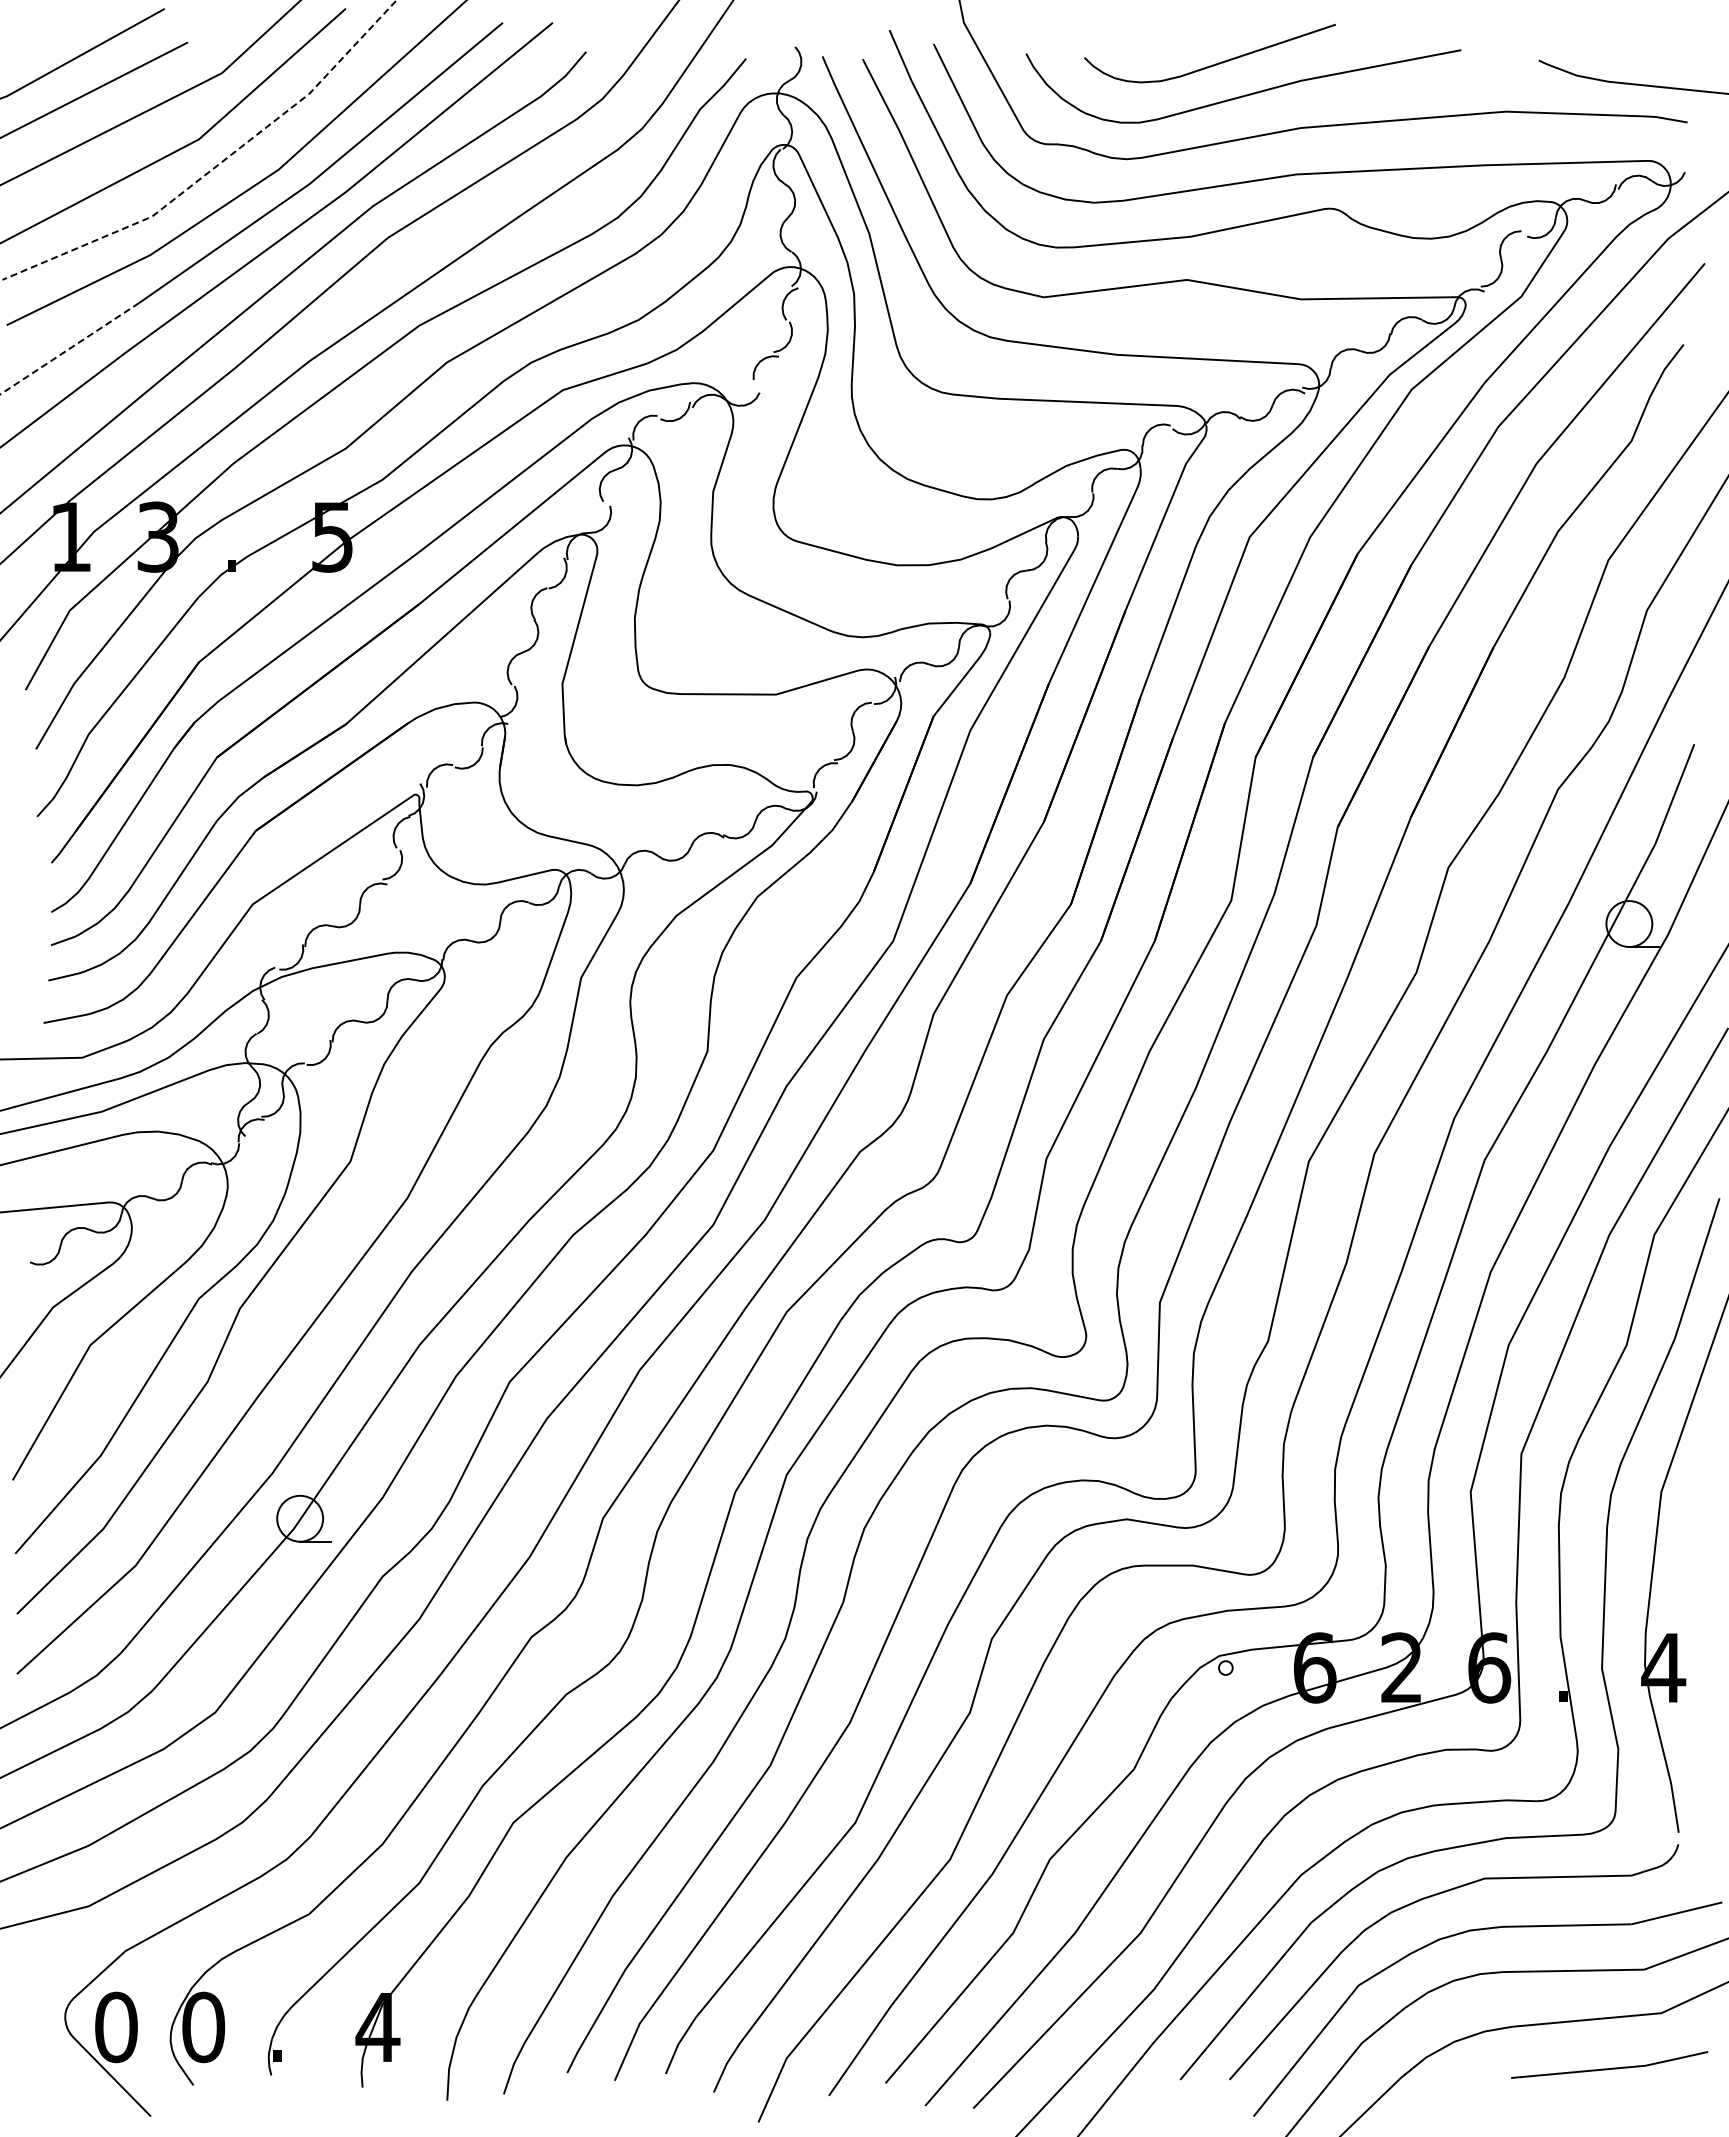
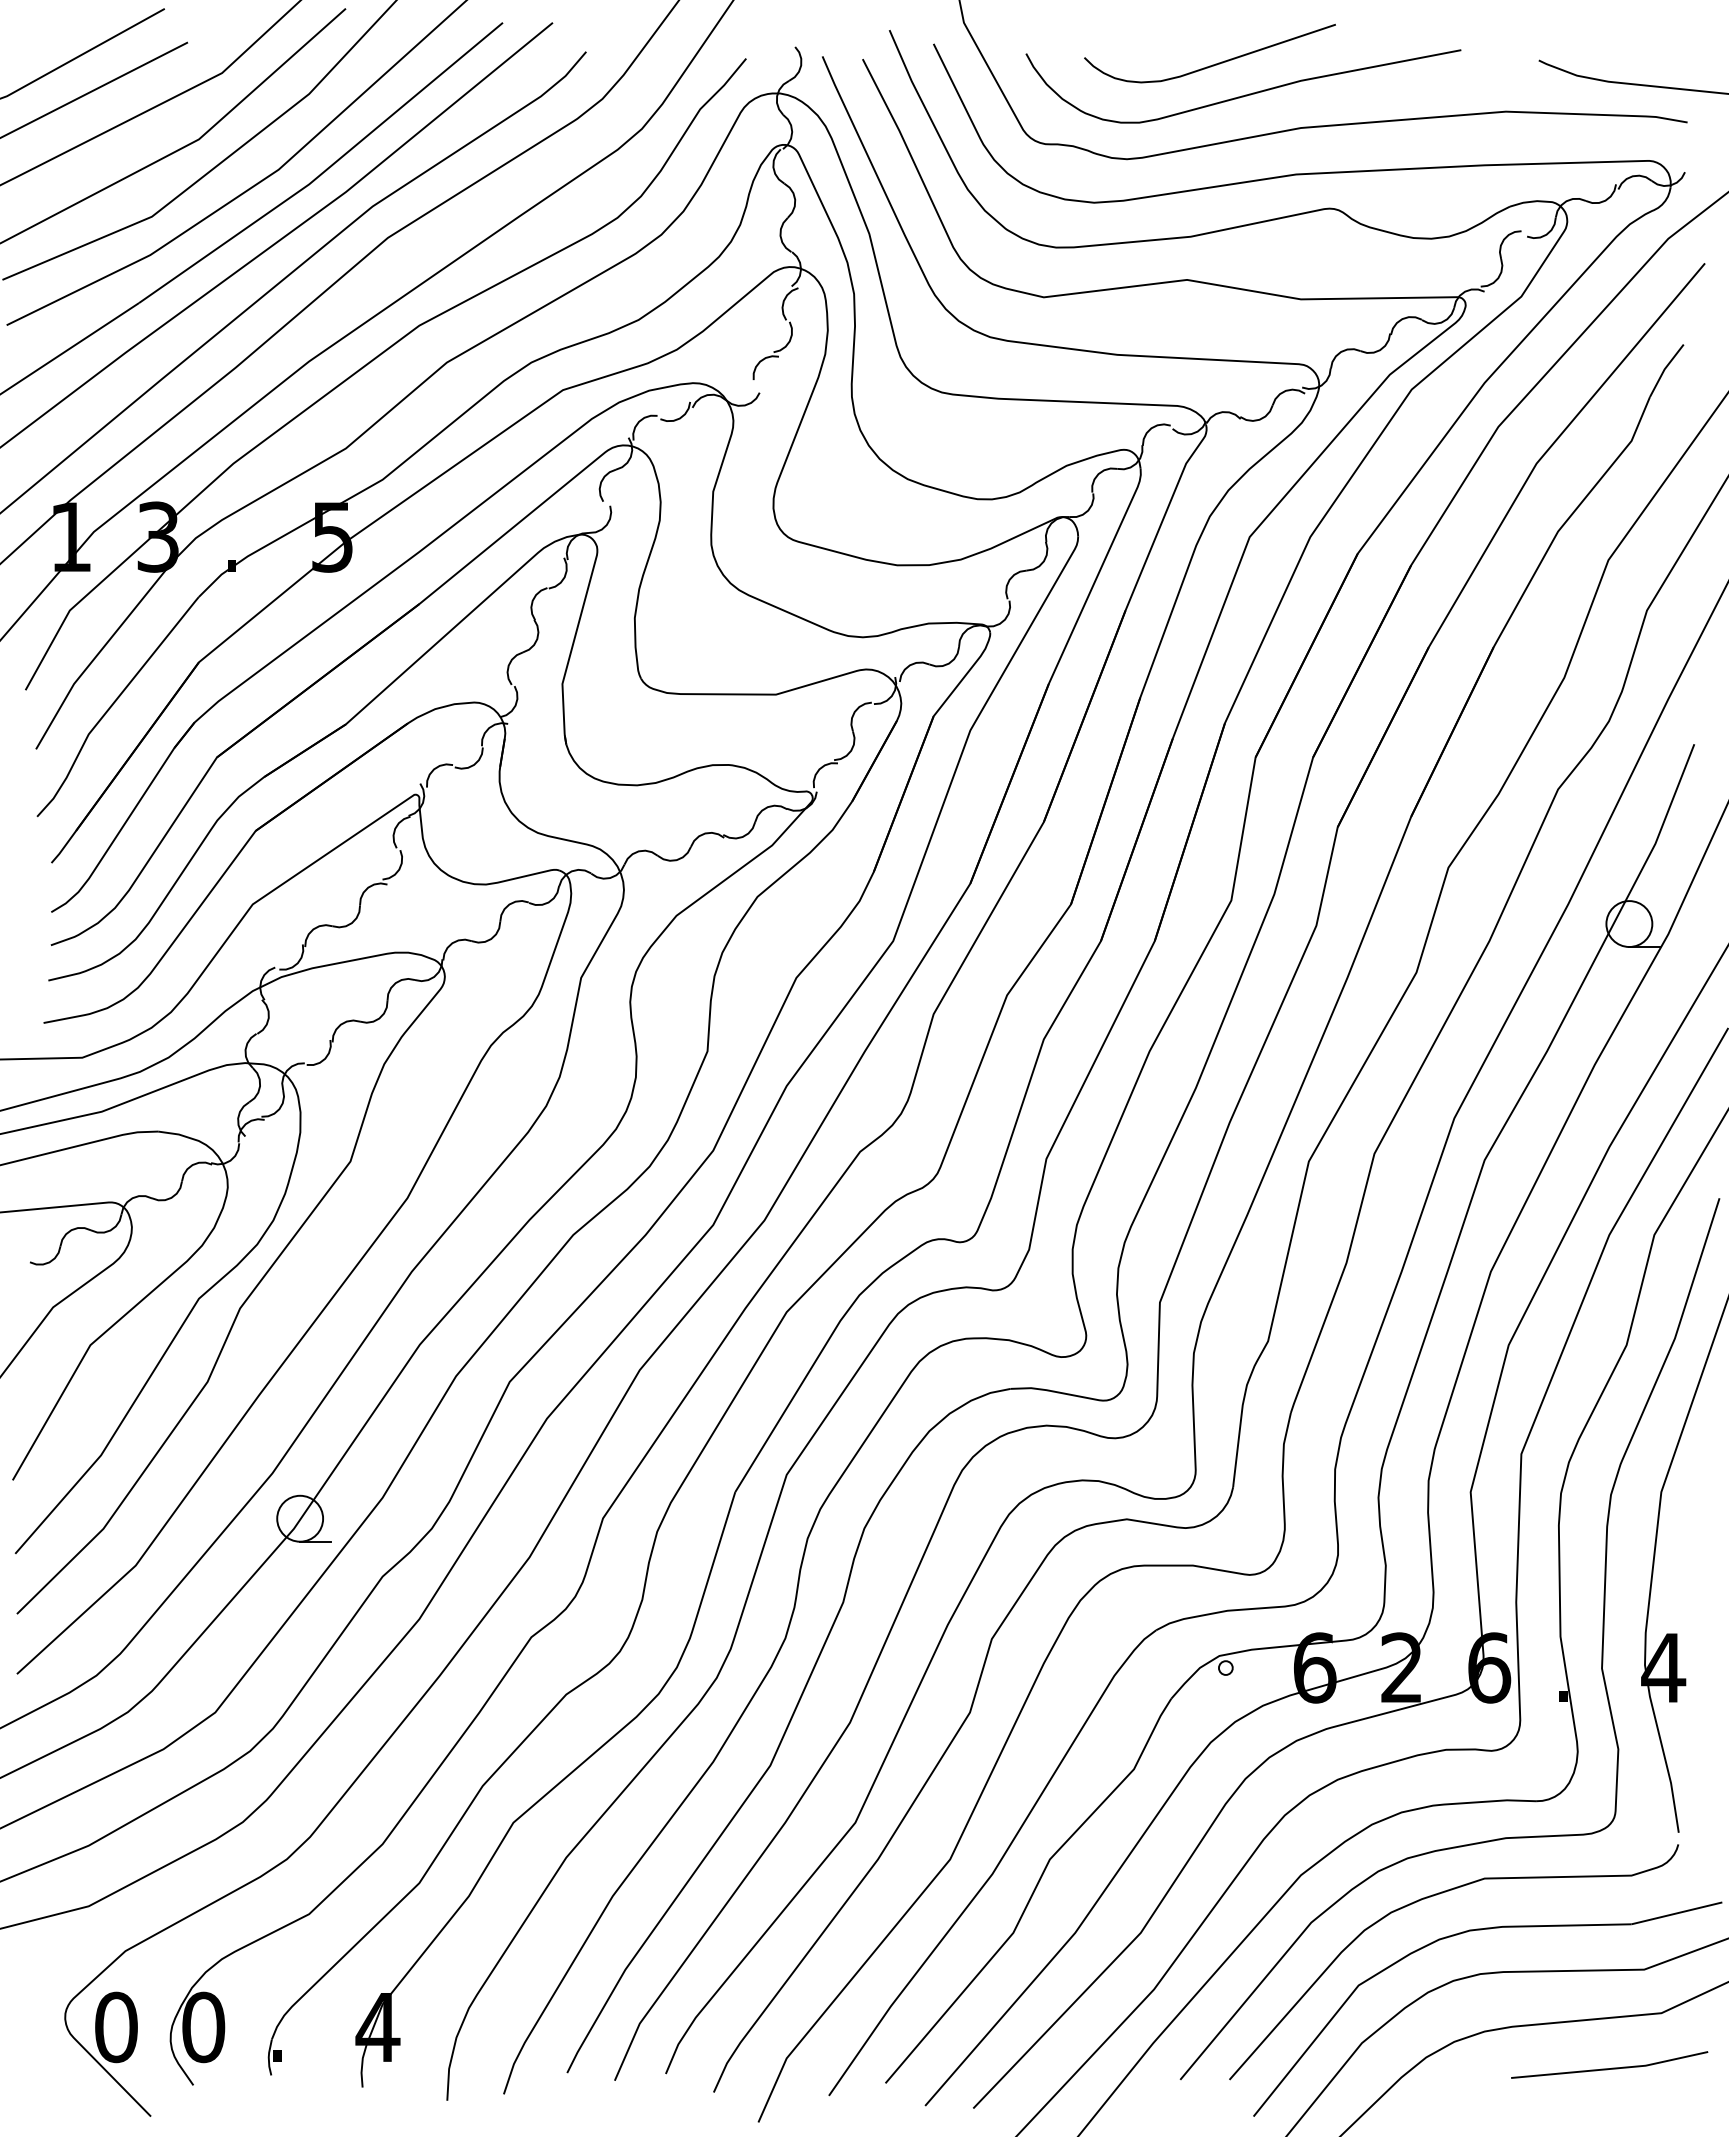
line: dashed -> solid (217, 165)
line: dashed -> solid (69, 349)
